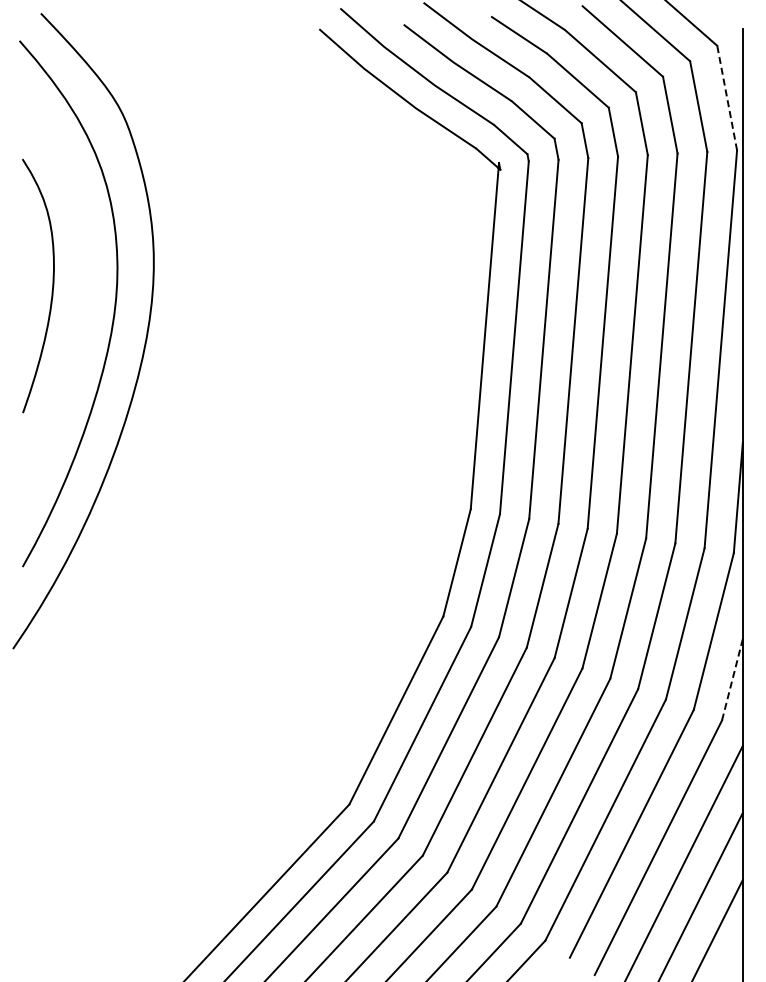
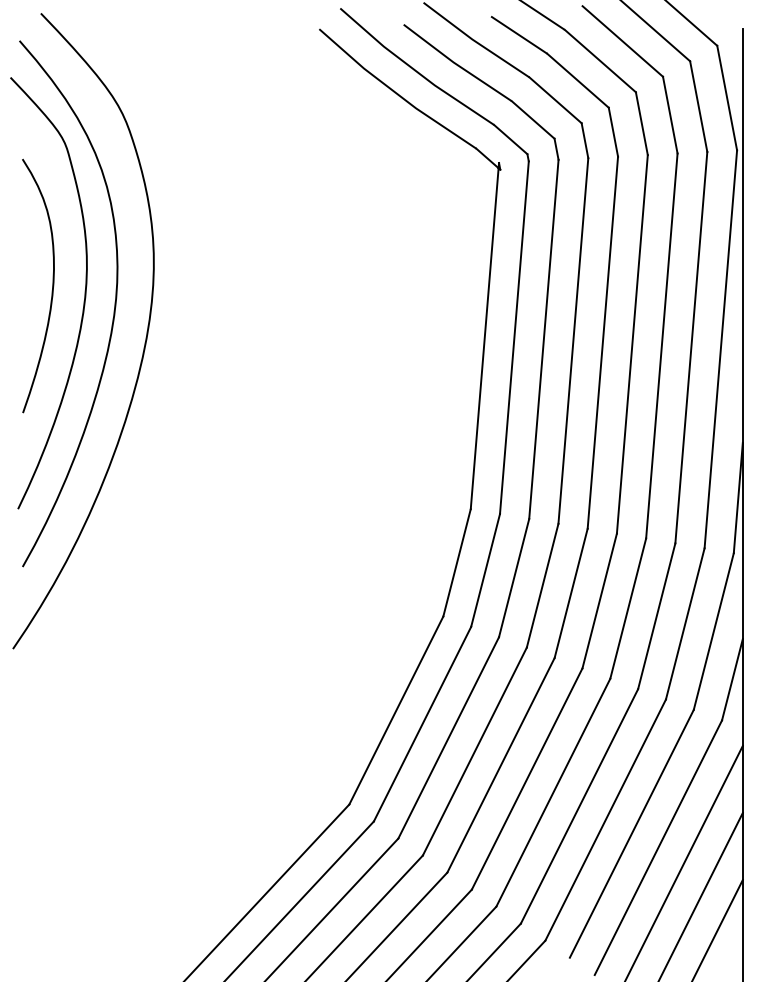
line: dashed -> solid (727, 97)
curve: none -> present (83, 301)
line: dashed -> solid (732, 679)
